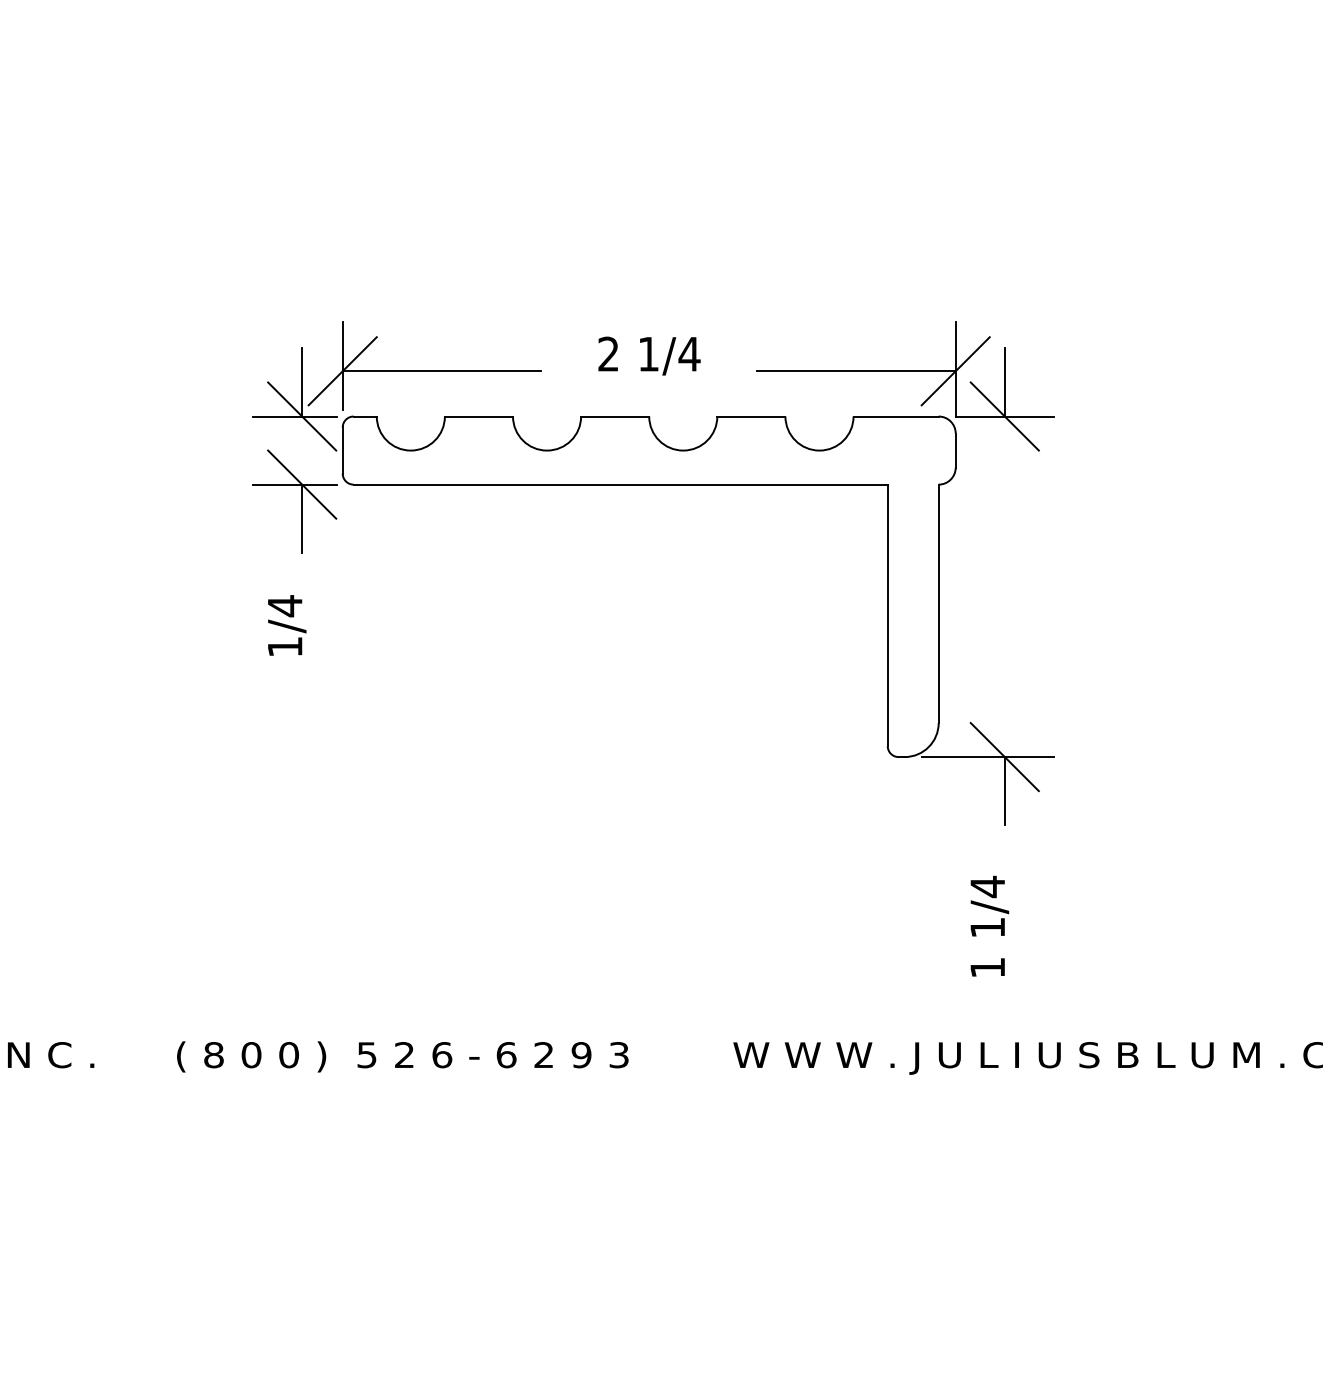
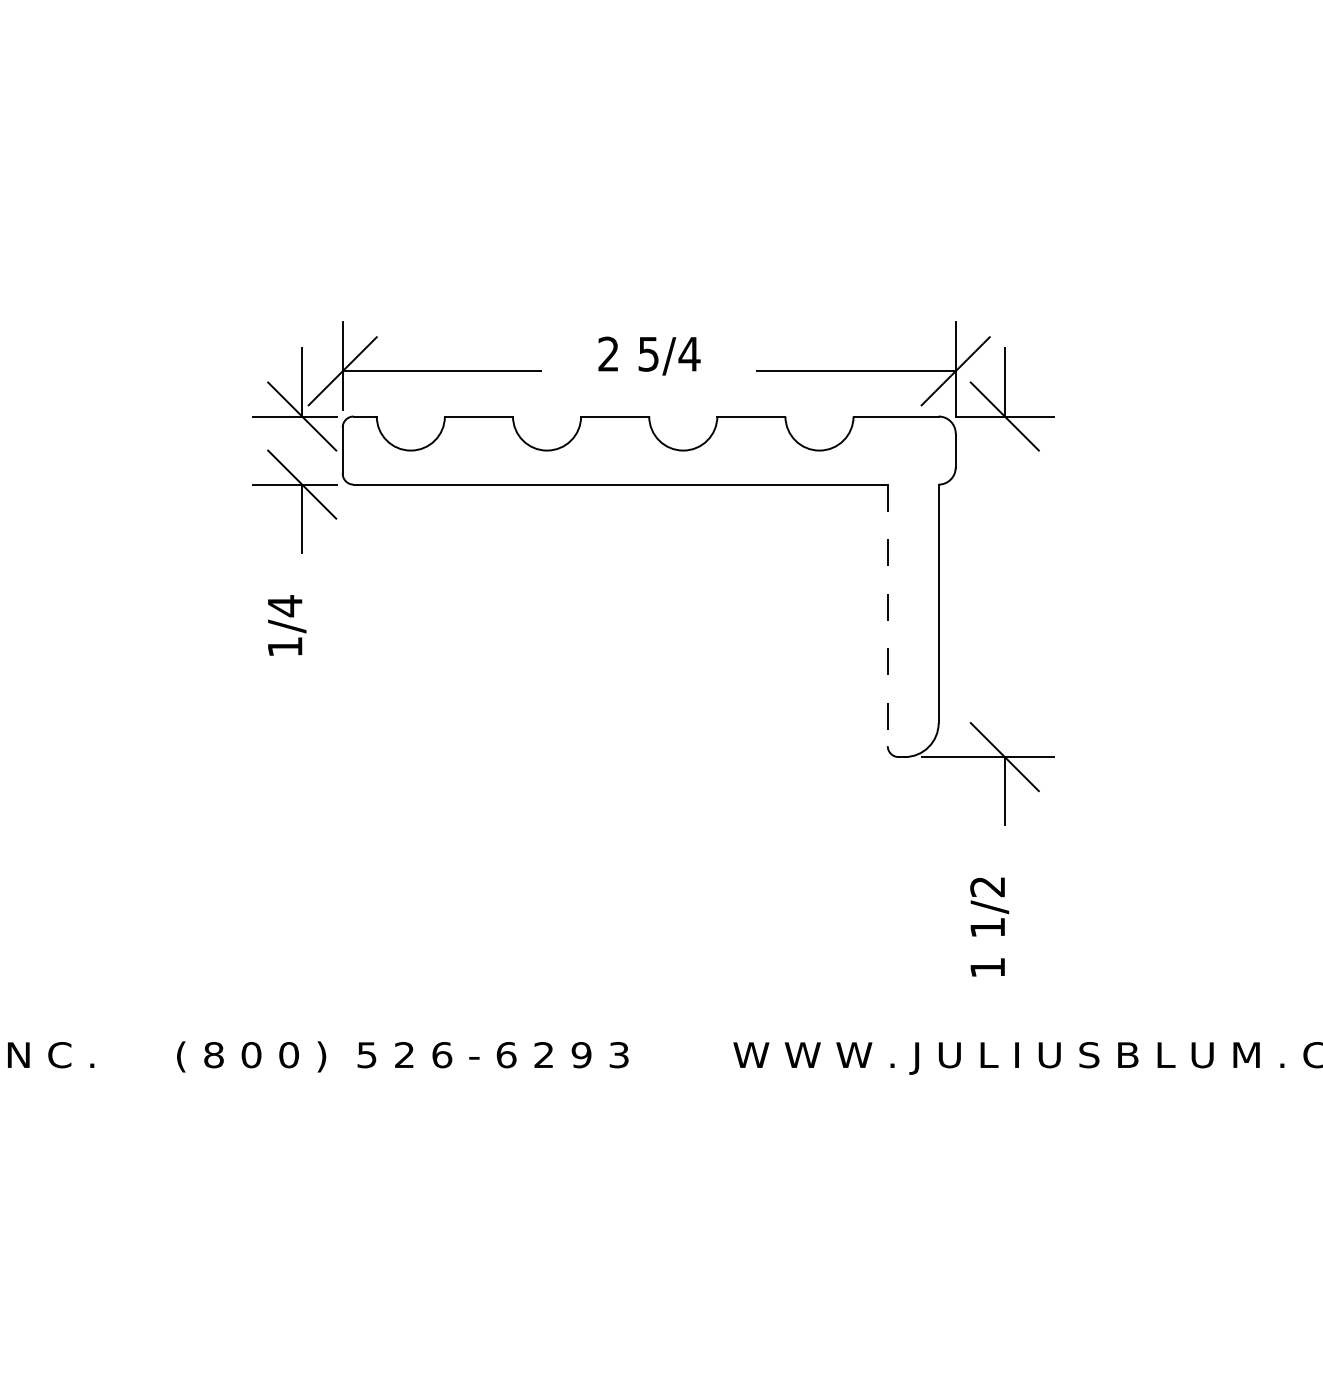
text: 1/4 -> 5/4 (648, 354)
line: solid -> dashed (887, 615)
text: 1/4 -> 1/2 (987, 886)
